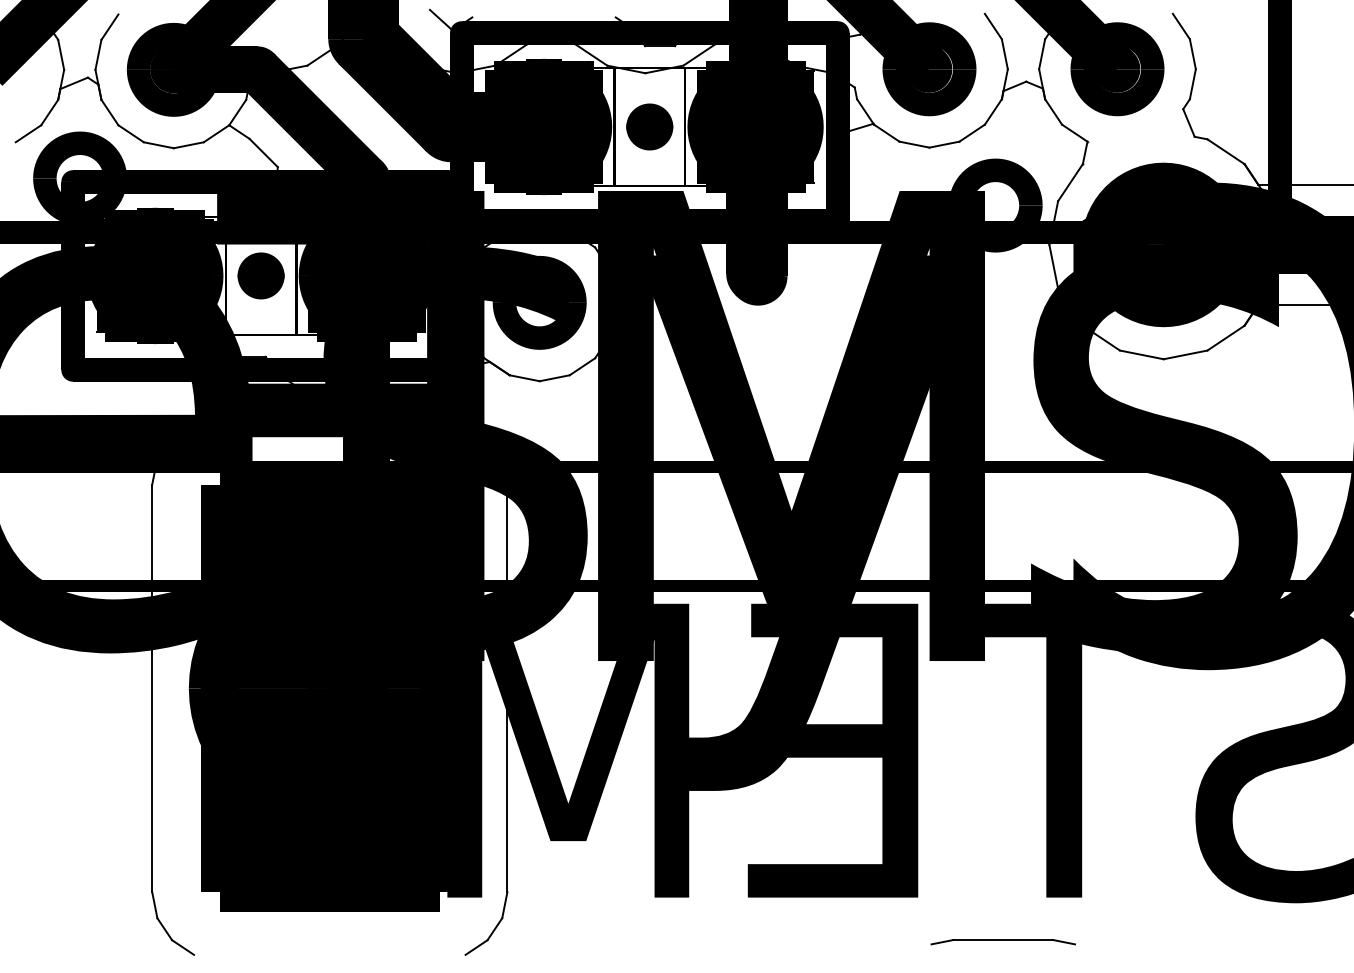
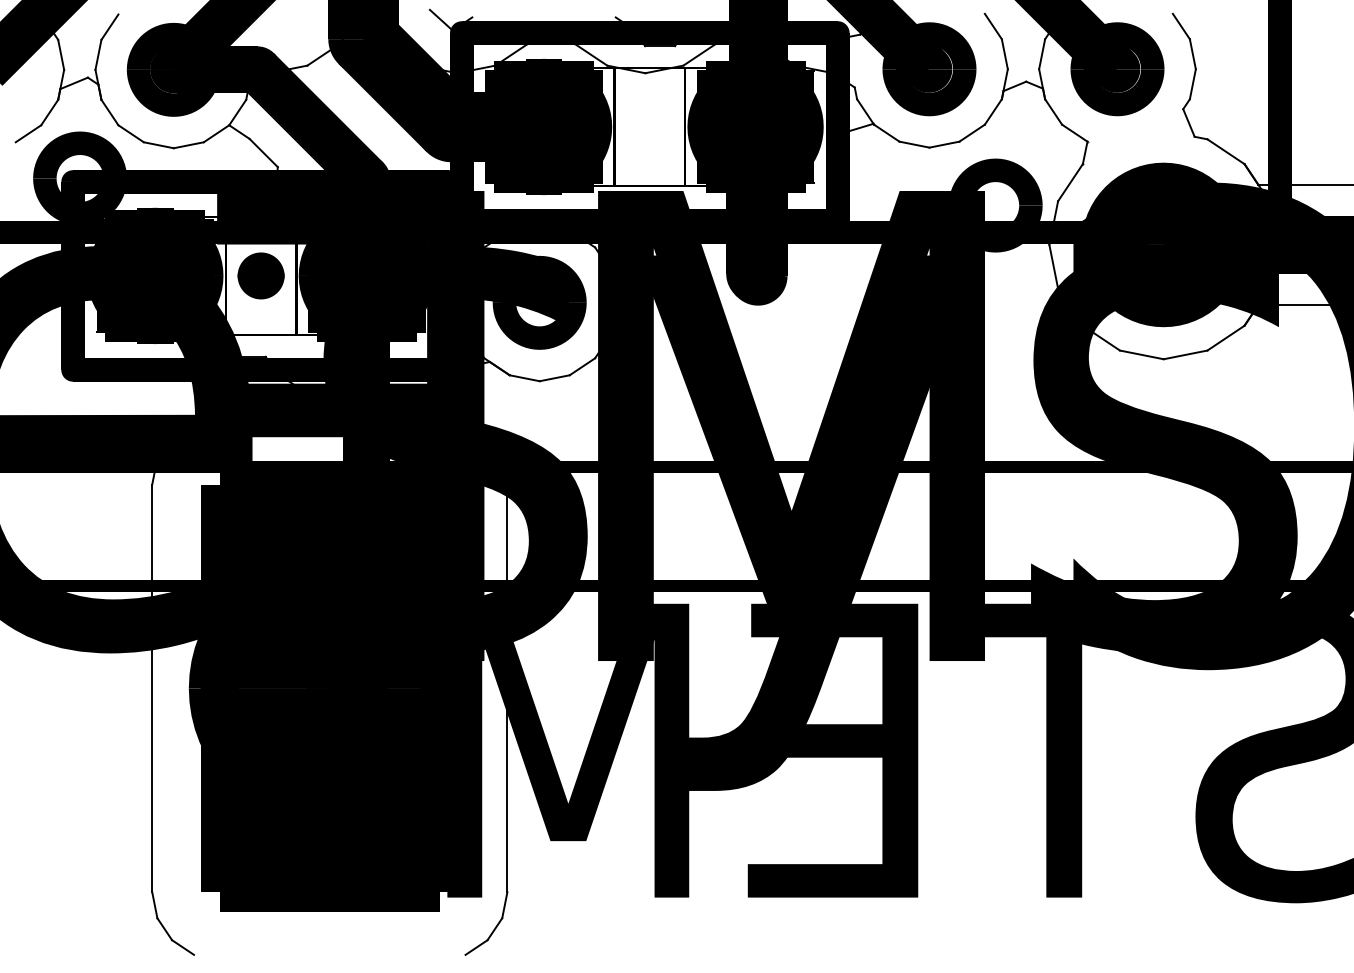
part: present -> none (649, 126)
part: present -> none (1002, 942)
